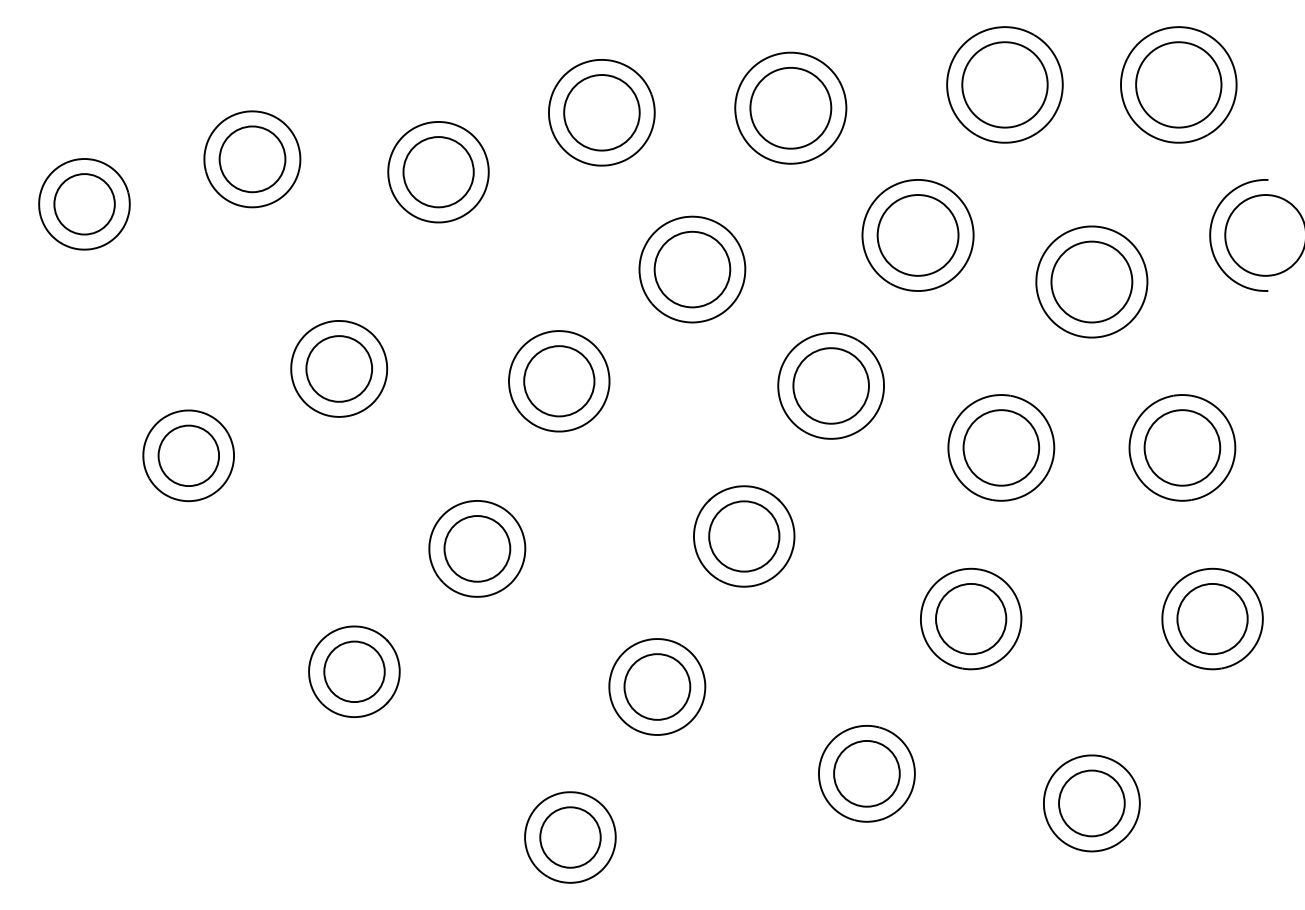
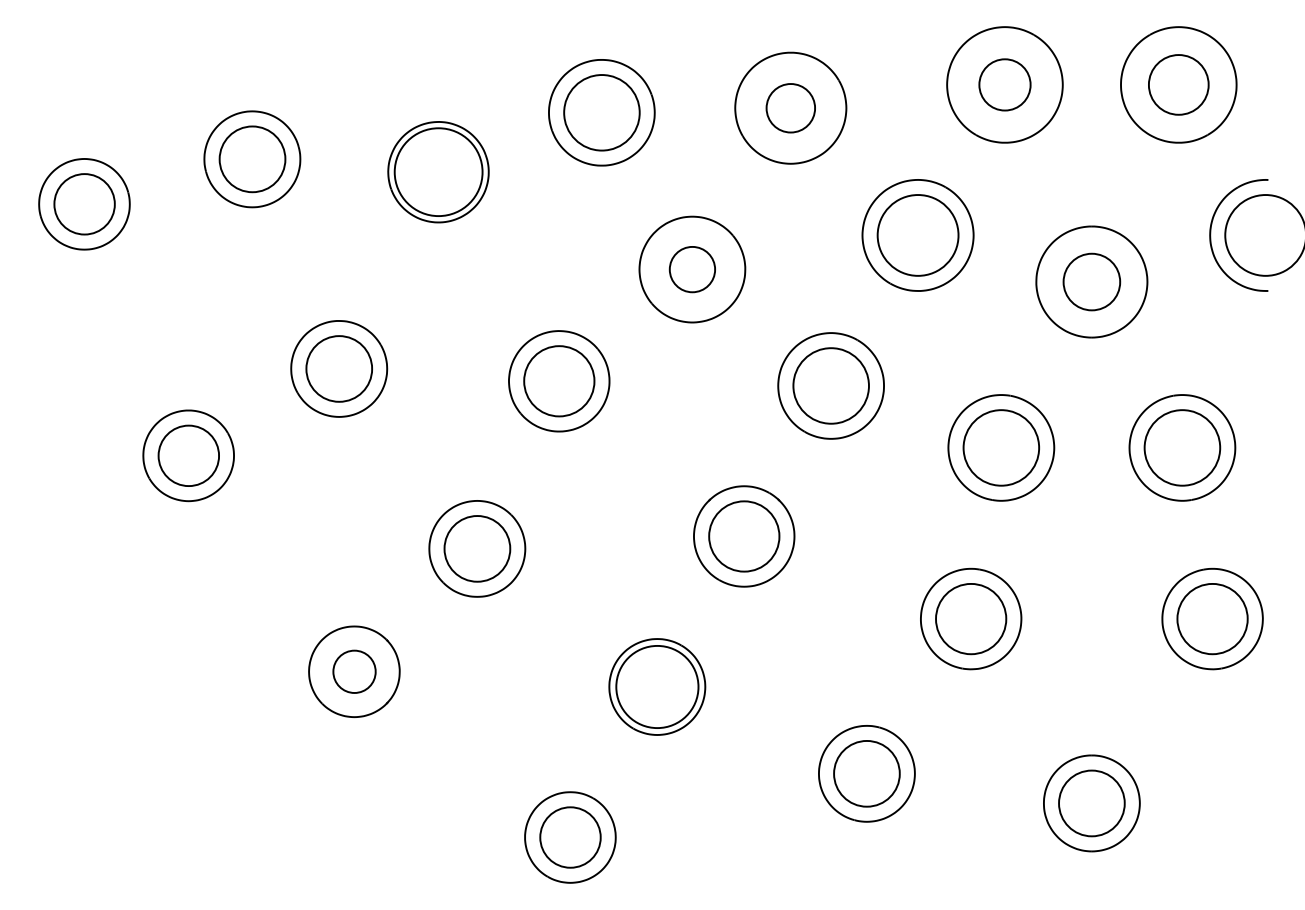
circle diameter: 85 px -> 51 px (1004, 84)
circle diameter: 85 px -> 60 px (1178, 84)
circle diameter: 81 px -> 49 px (790, 108)
circle diameter: 70 px -> 88 px (438, 172)
circle diameter: 76 px -> 45 px (692, 269)
circle diameter: 81 px -> 57 px (1091, 281)
circle diameter: 60 px -> 42 px (354, 671)
circle diameter: 66 px -> 82 px (657, 686)
